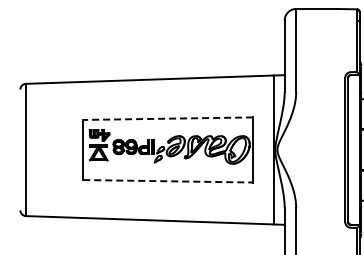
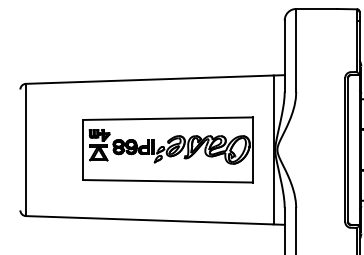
line: dashed -> solid (168, 118)
line: dashed -> solid (168, 181)
